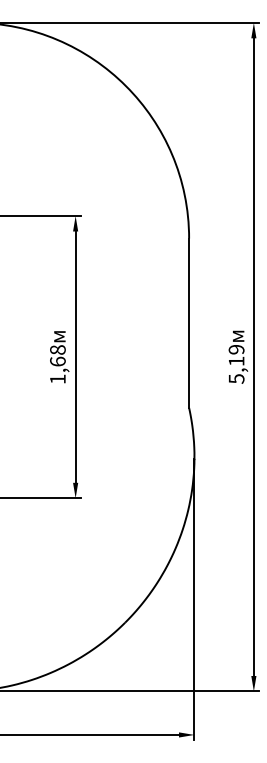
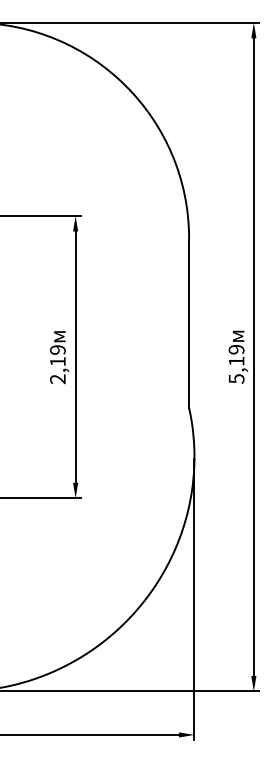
text: 1,68 -> 2,19 (57, 364)
